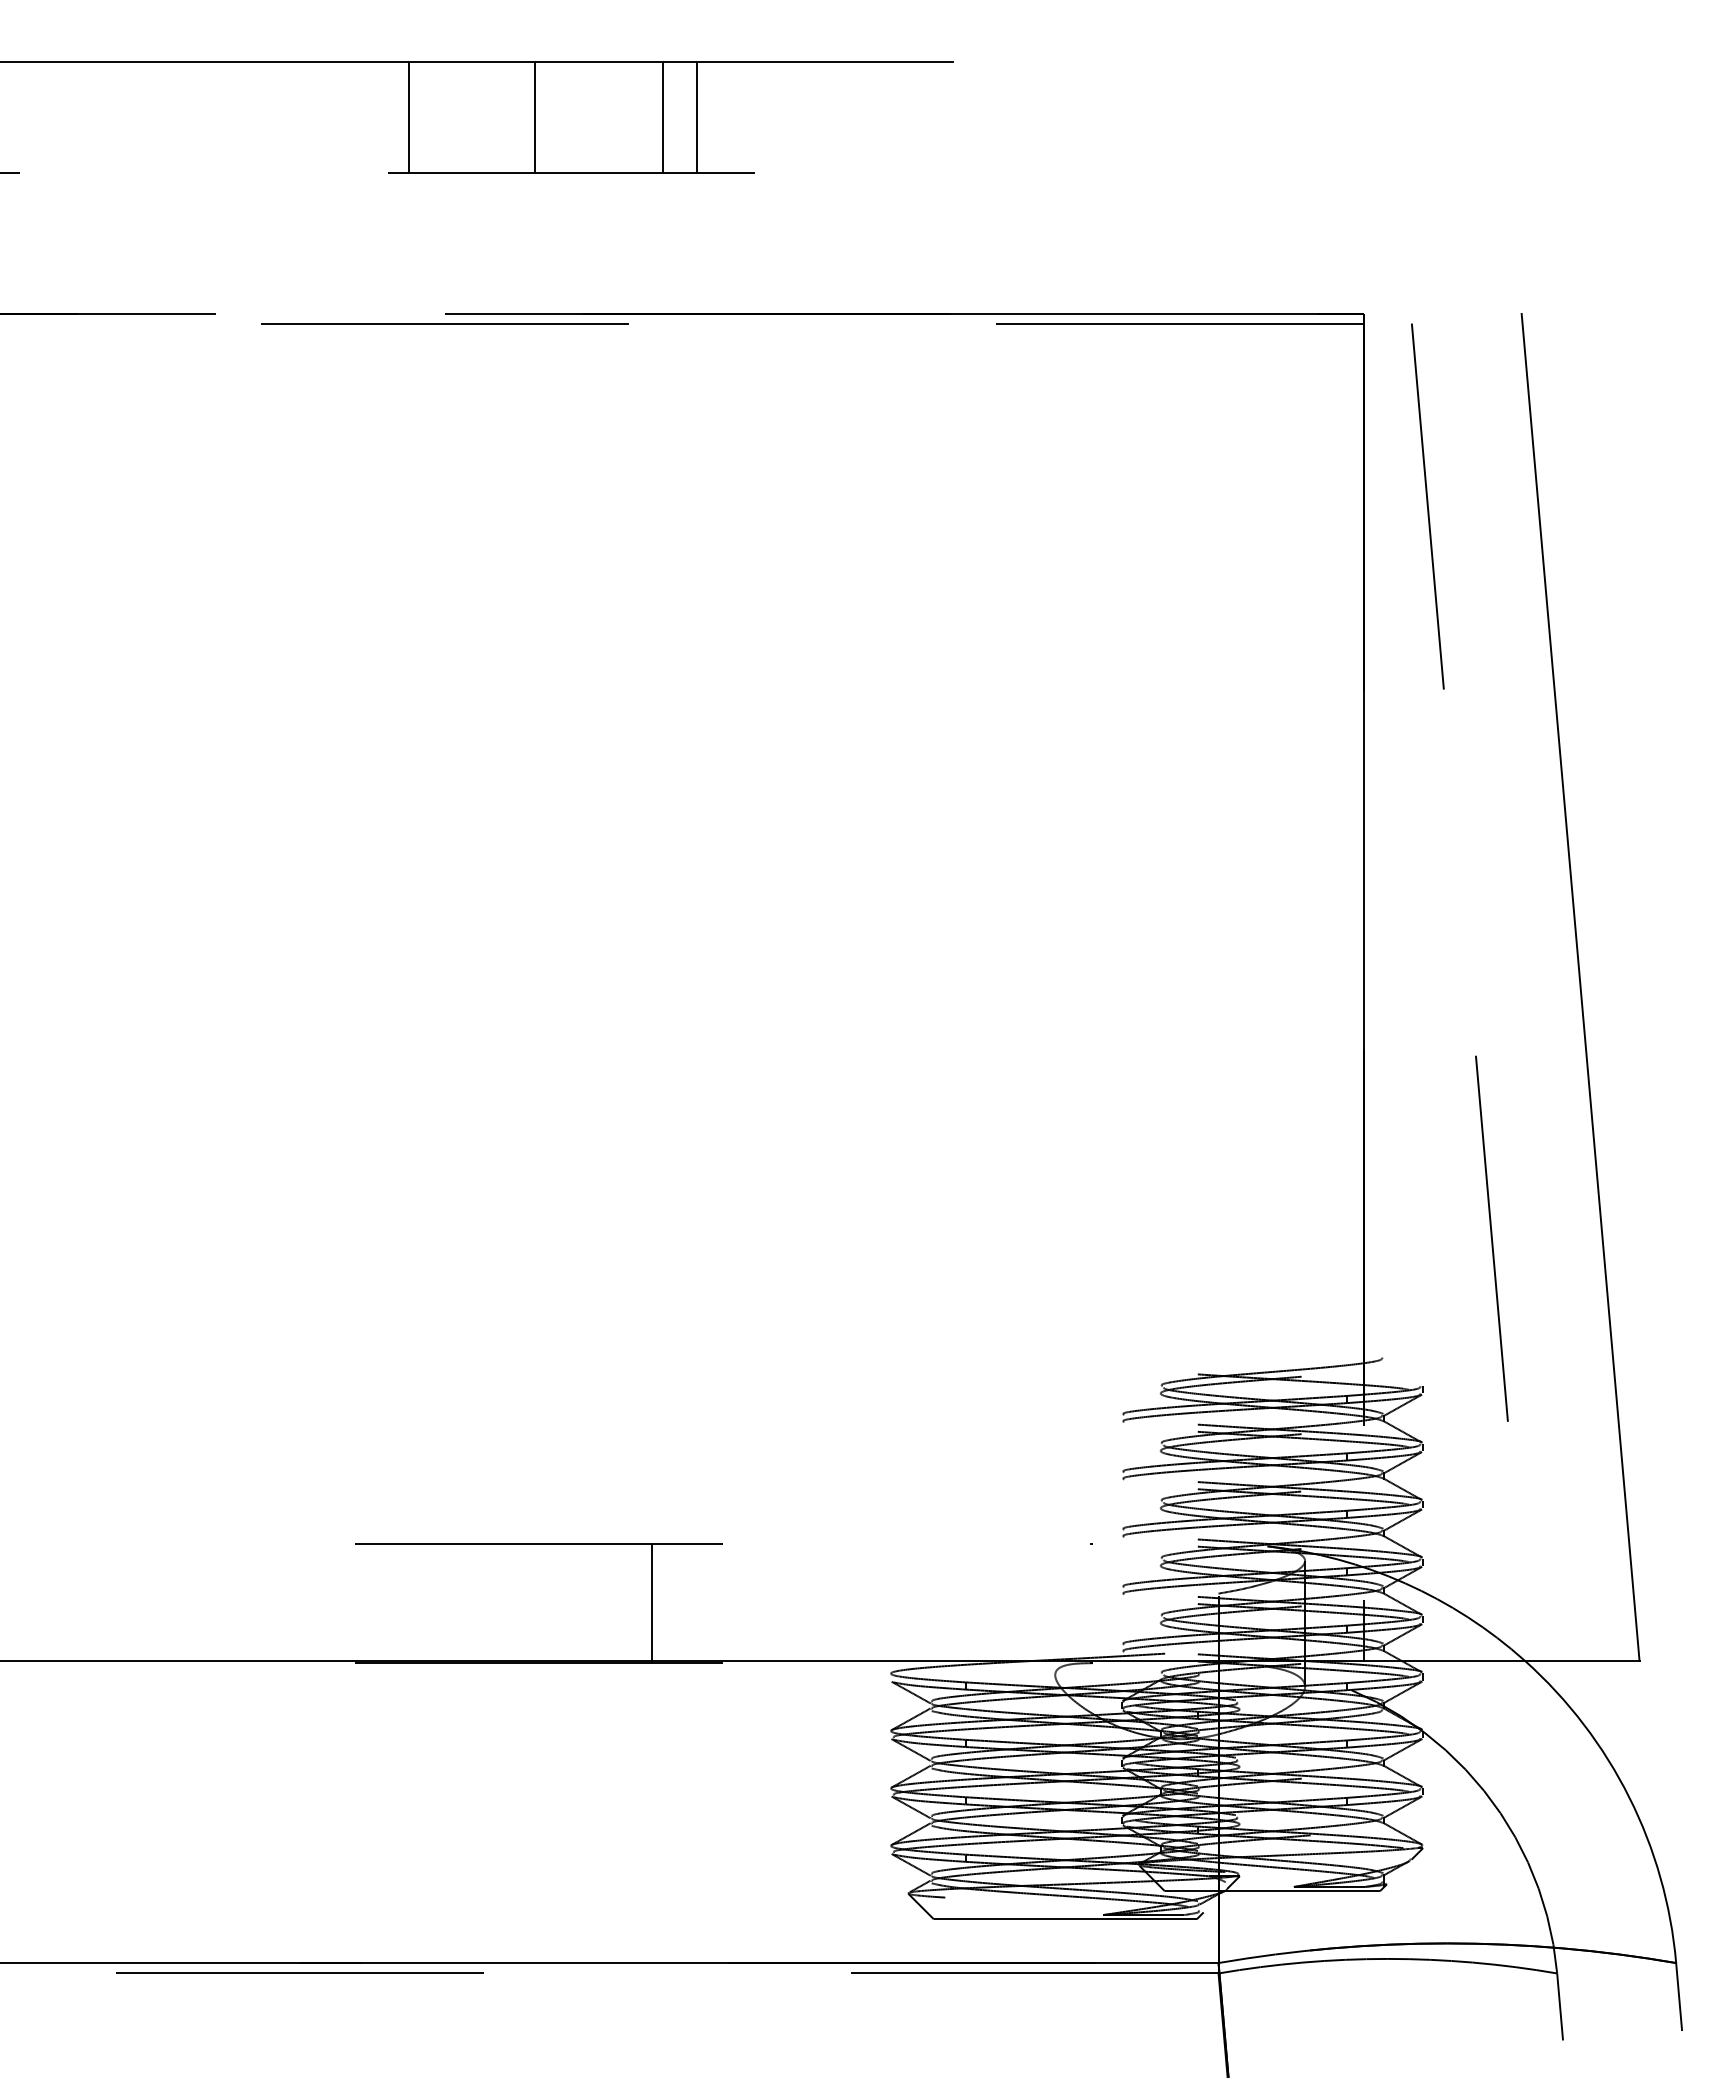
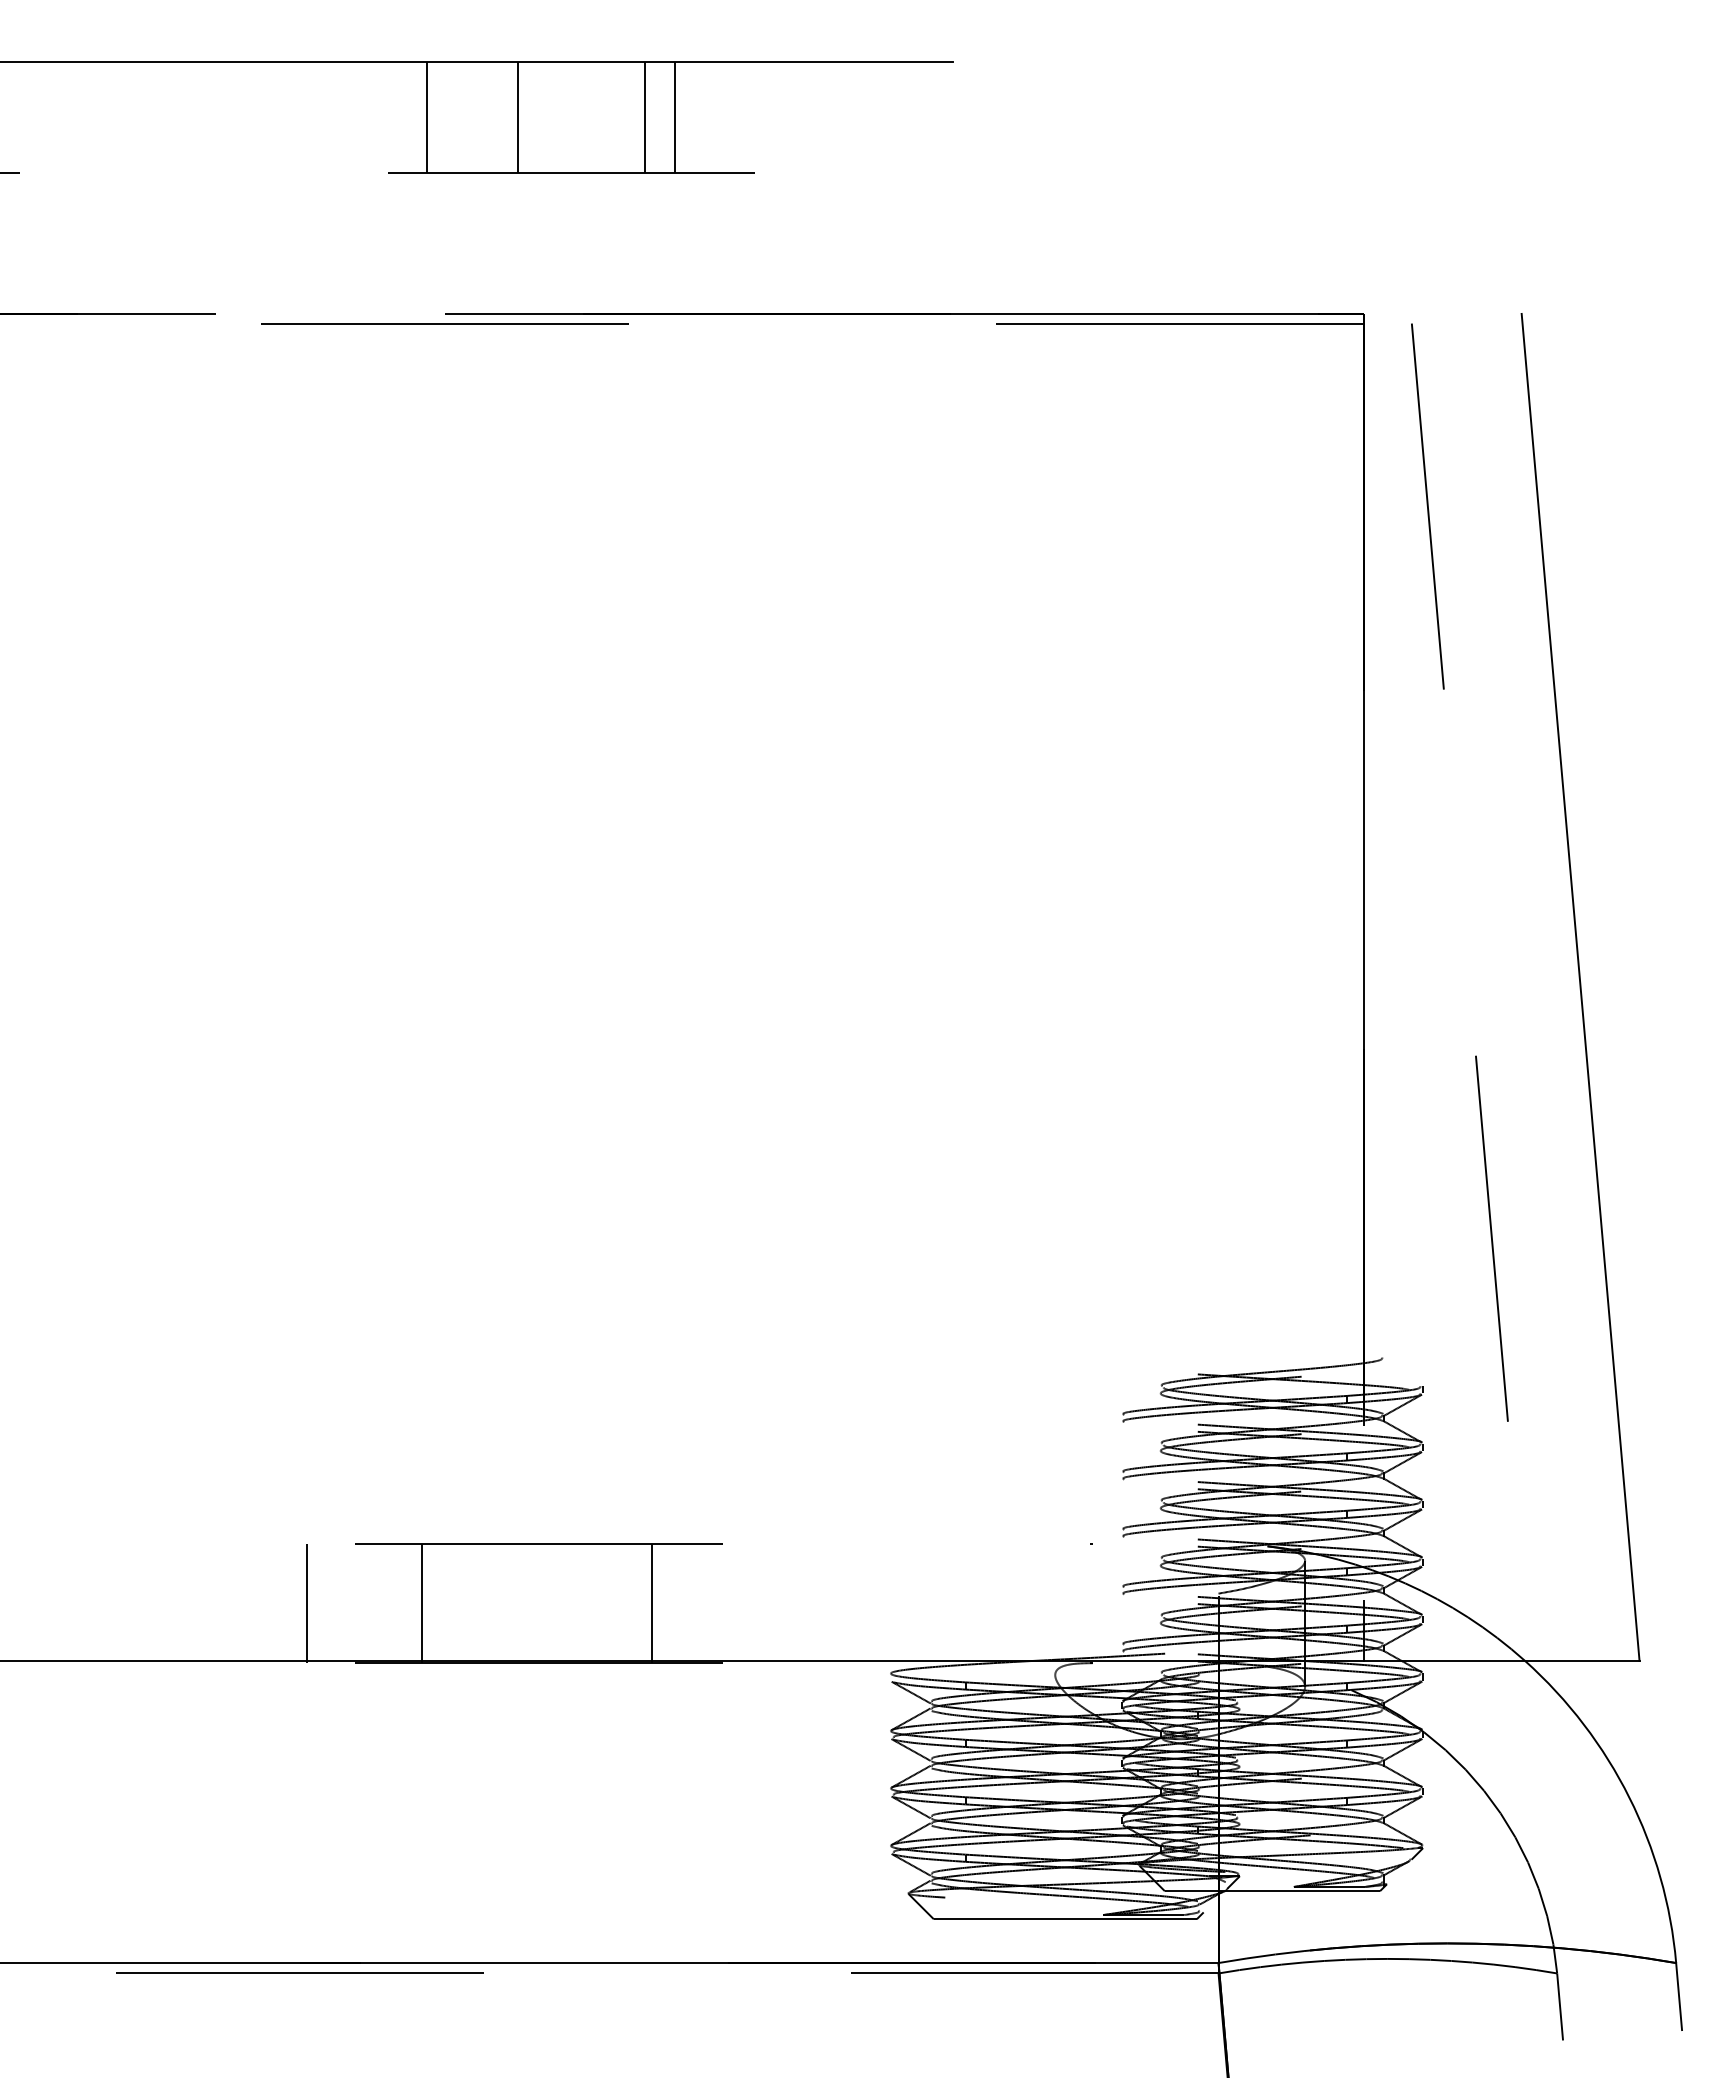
line position: (408, 117) -> (426, 117) (426, 117)
line position: (534, 117) -> (517, 117) (517, 117)
line position: (663, 117) -> (645, 117) (645, 117)
line position: (696, 117) -> (674, 117) (674, 117)
line: none -> present (307, 1603)
line: none -> present (422, 1603)
